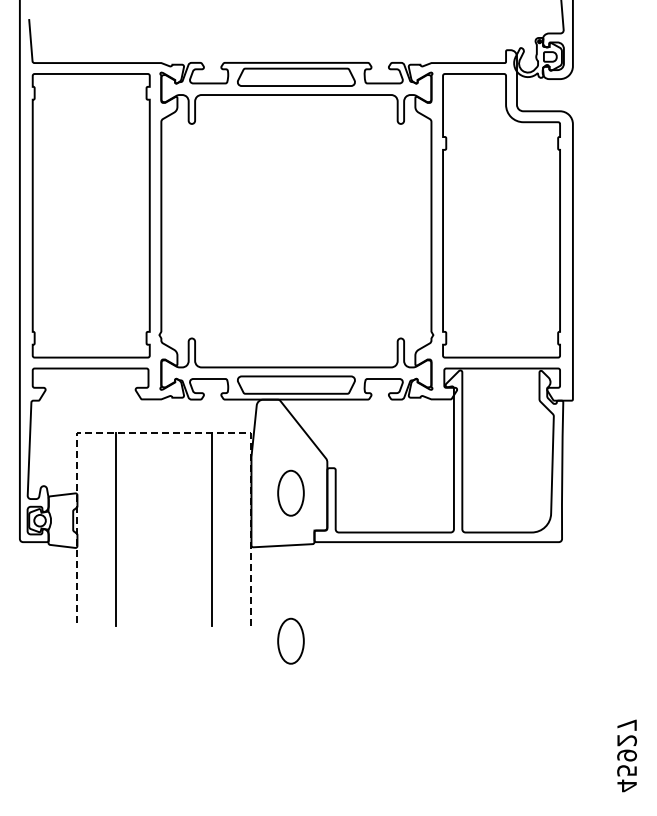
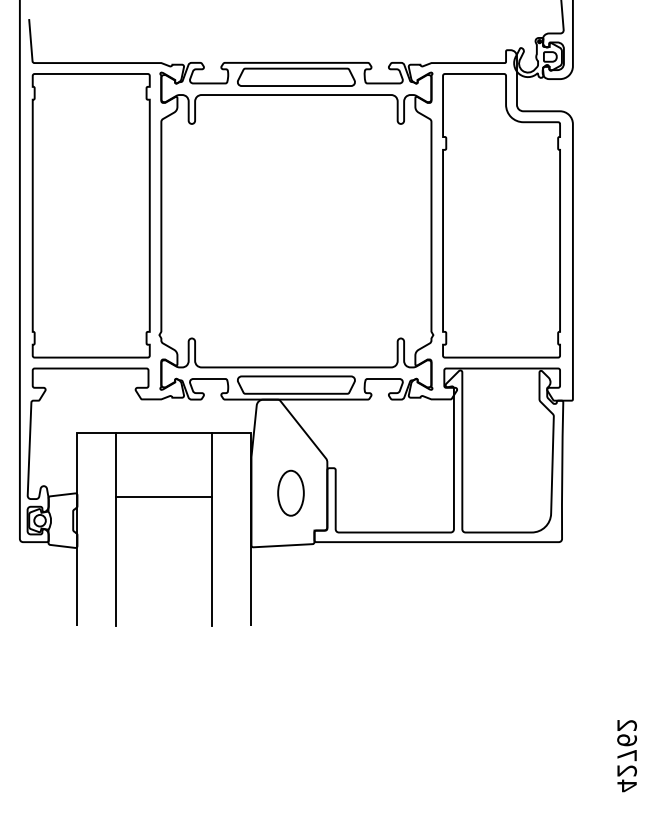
line: dashed -> solid (164, 432)
line: none -> present (164, 497)
part: present -> none (290, 640)
text: 45927 -> 42762 (627, 747)
